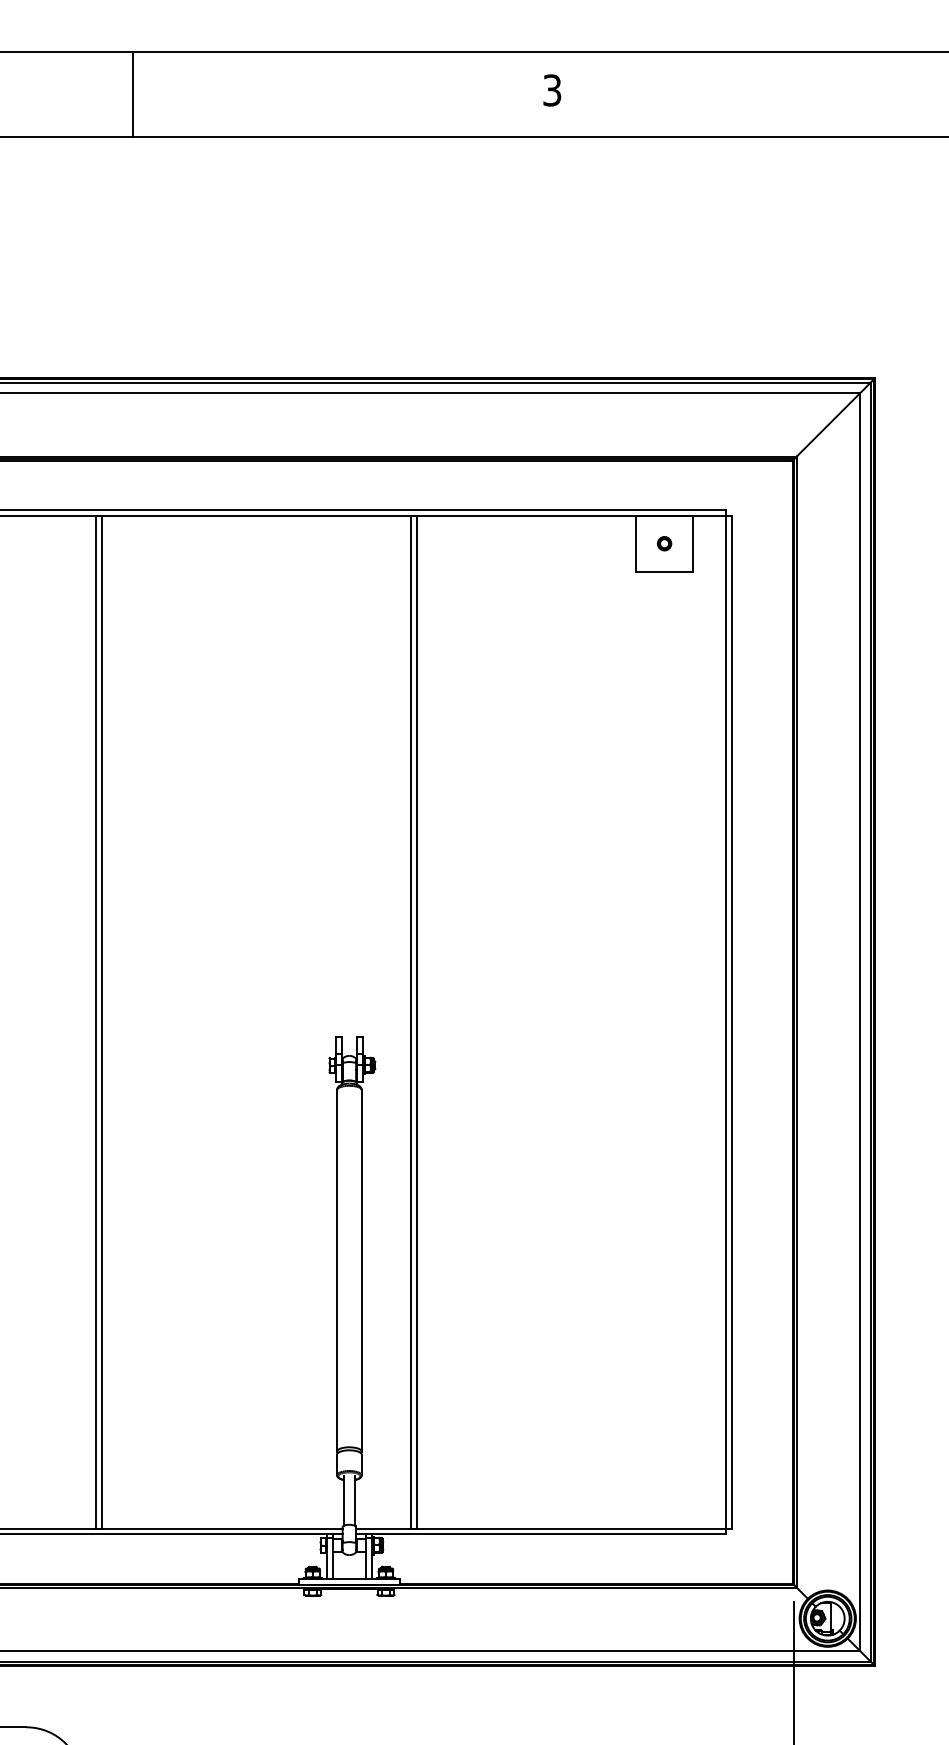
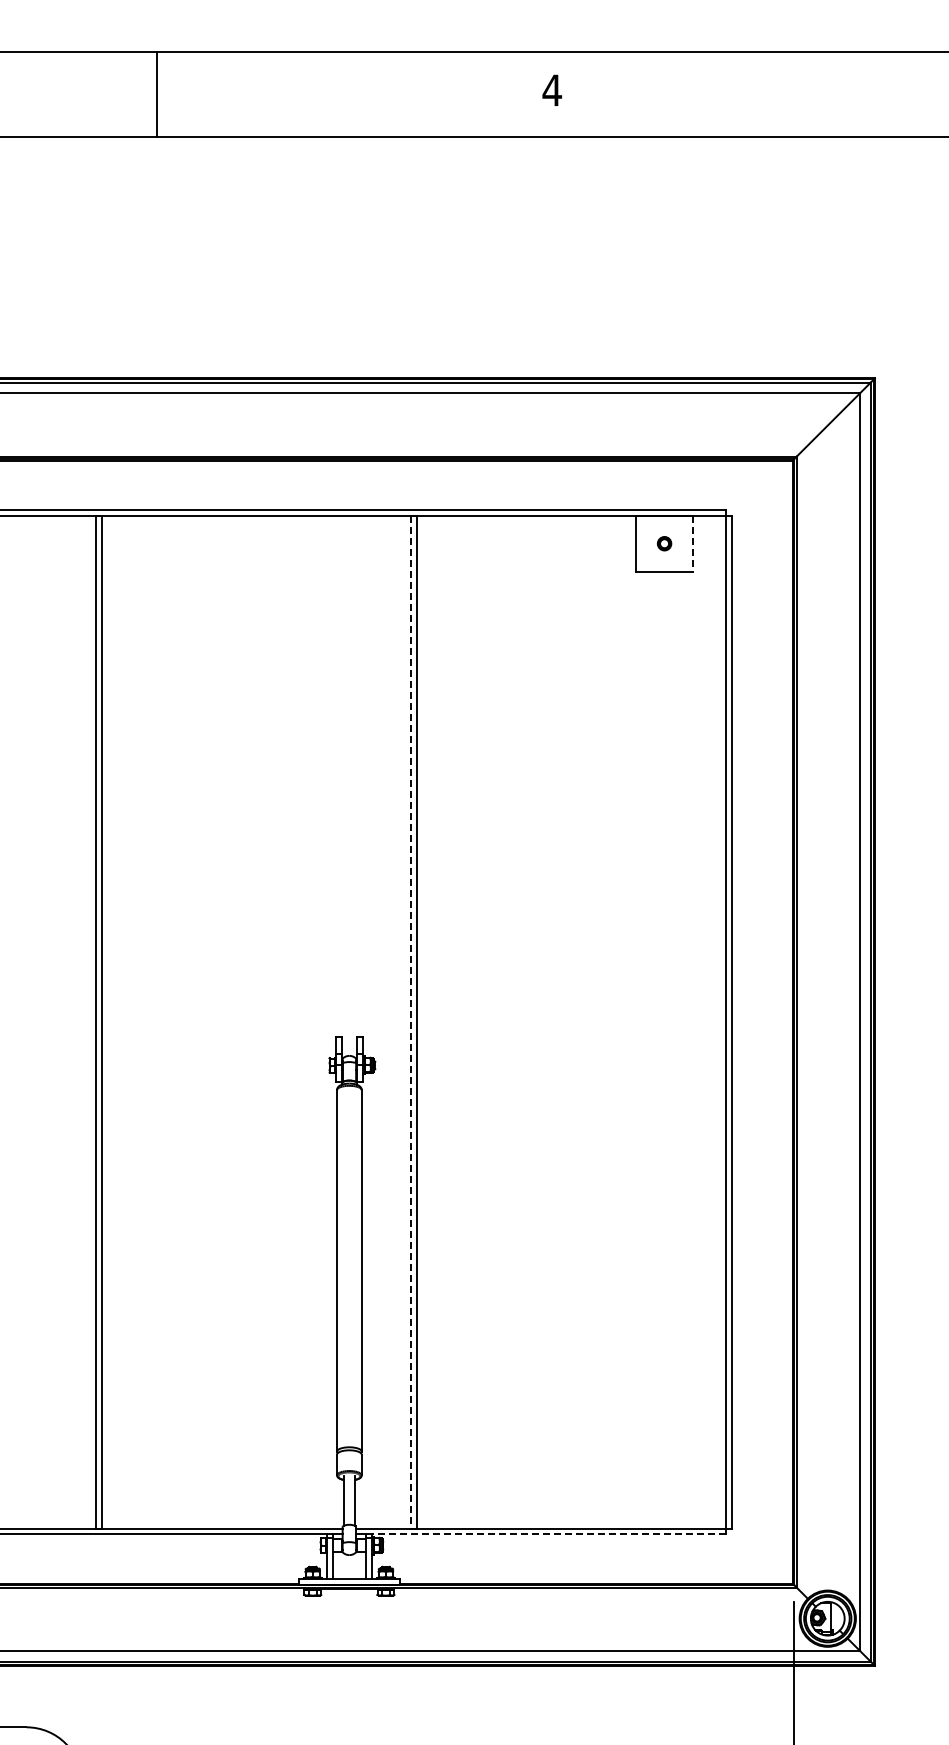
text: 3 -> 4 (552, 90)
line position: (132, 94) -> (156, 94) (156, 94)
line: solid -> dashed (692, 544)
line: solid -> dashed (411, 1022)
line: solid -> dashed (548, 1534)
